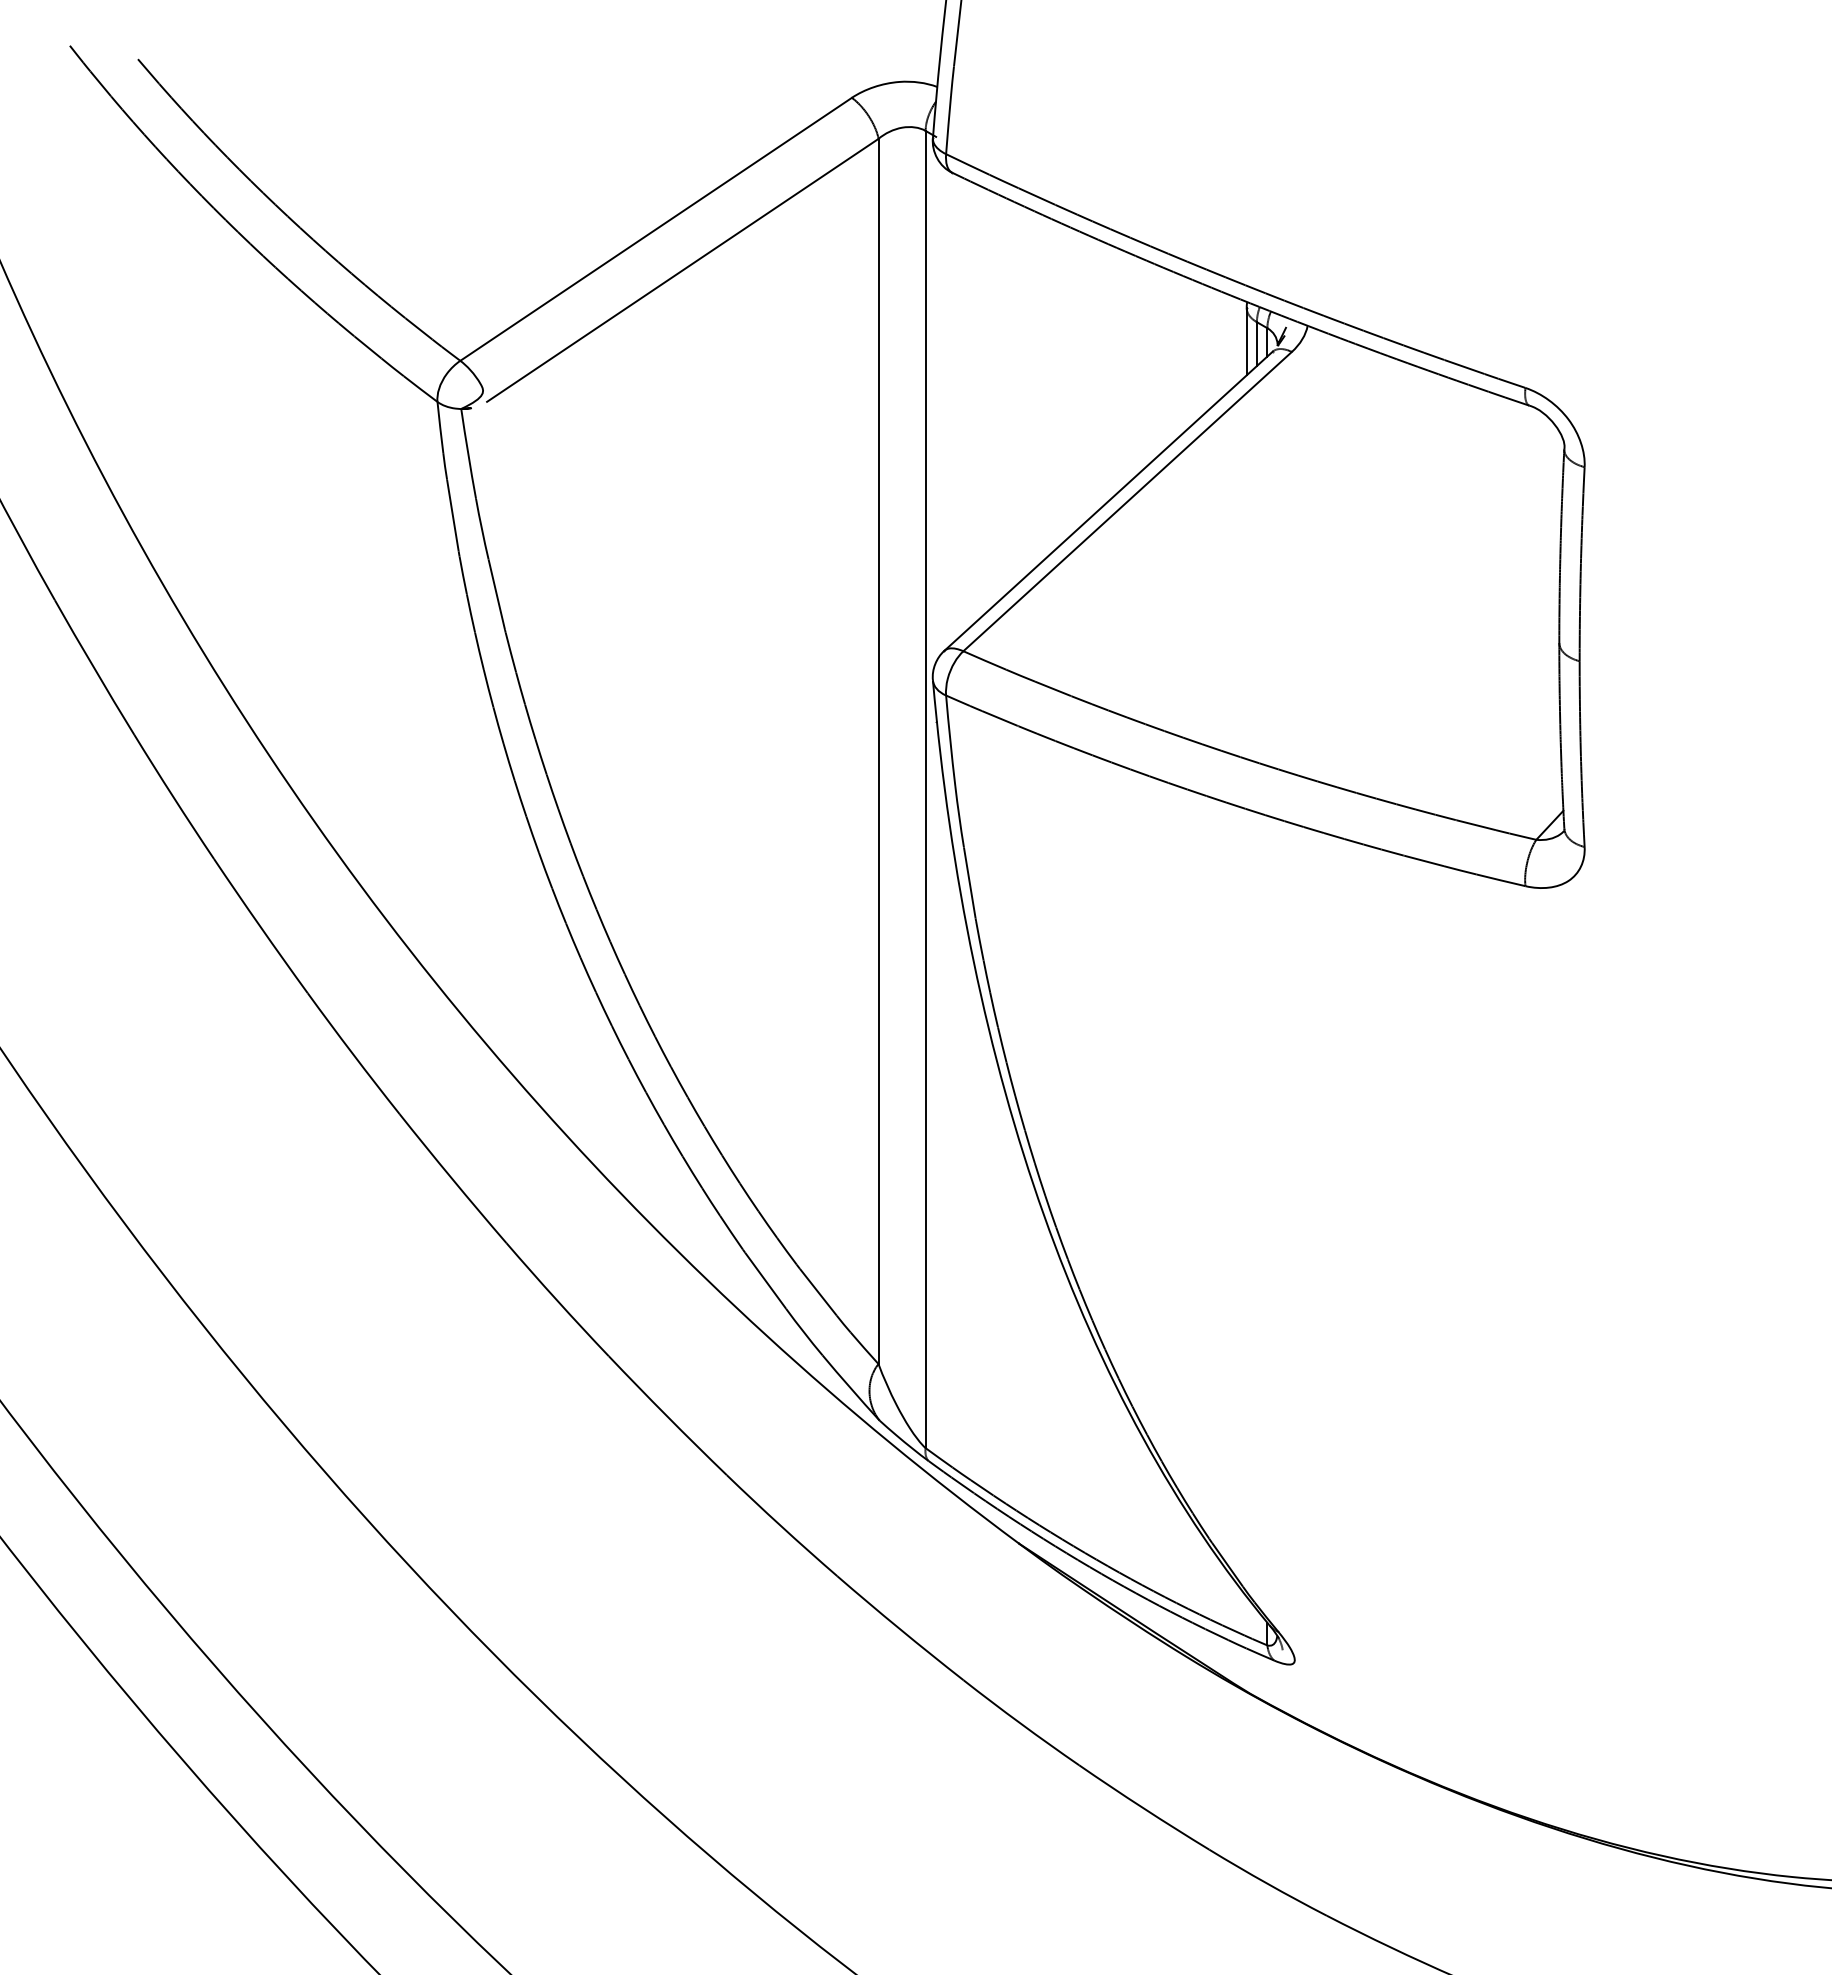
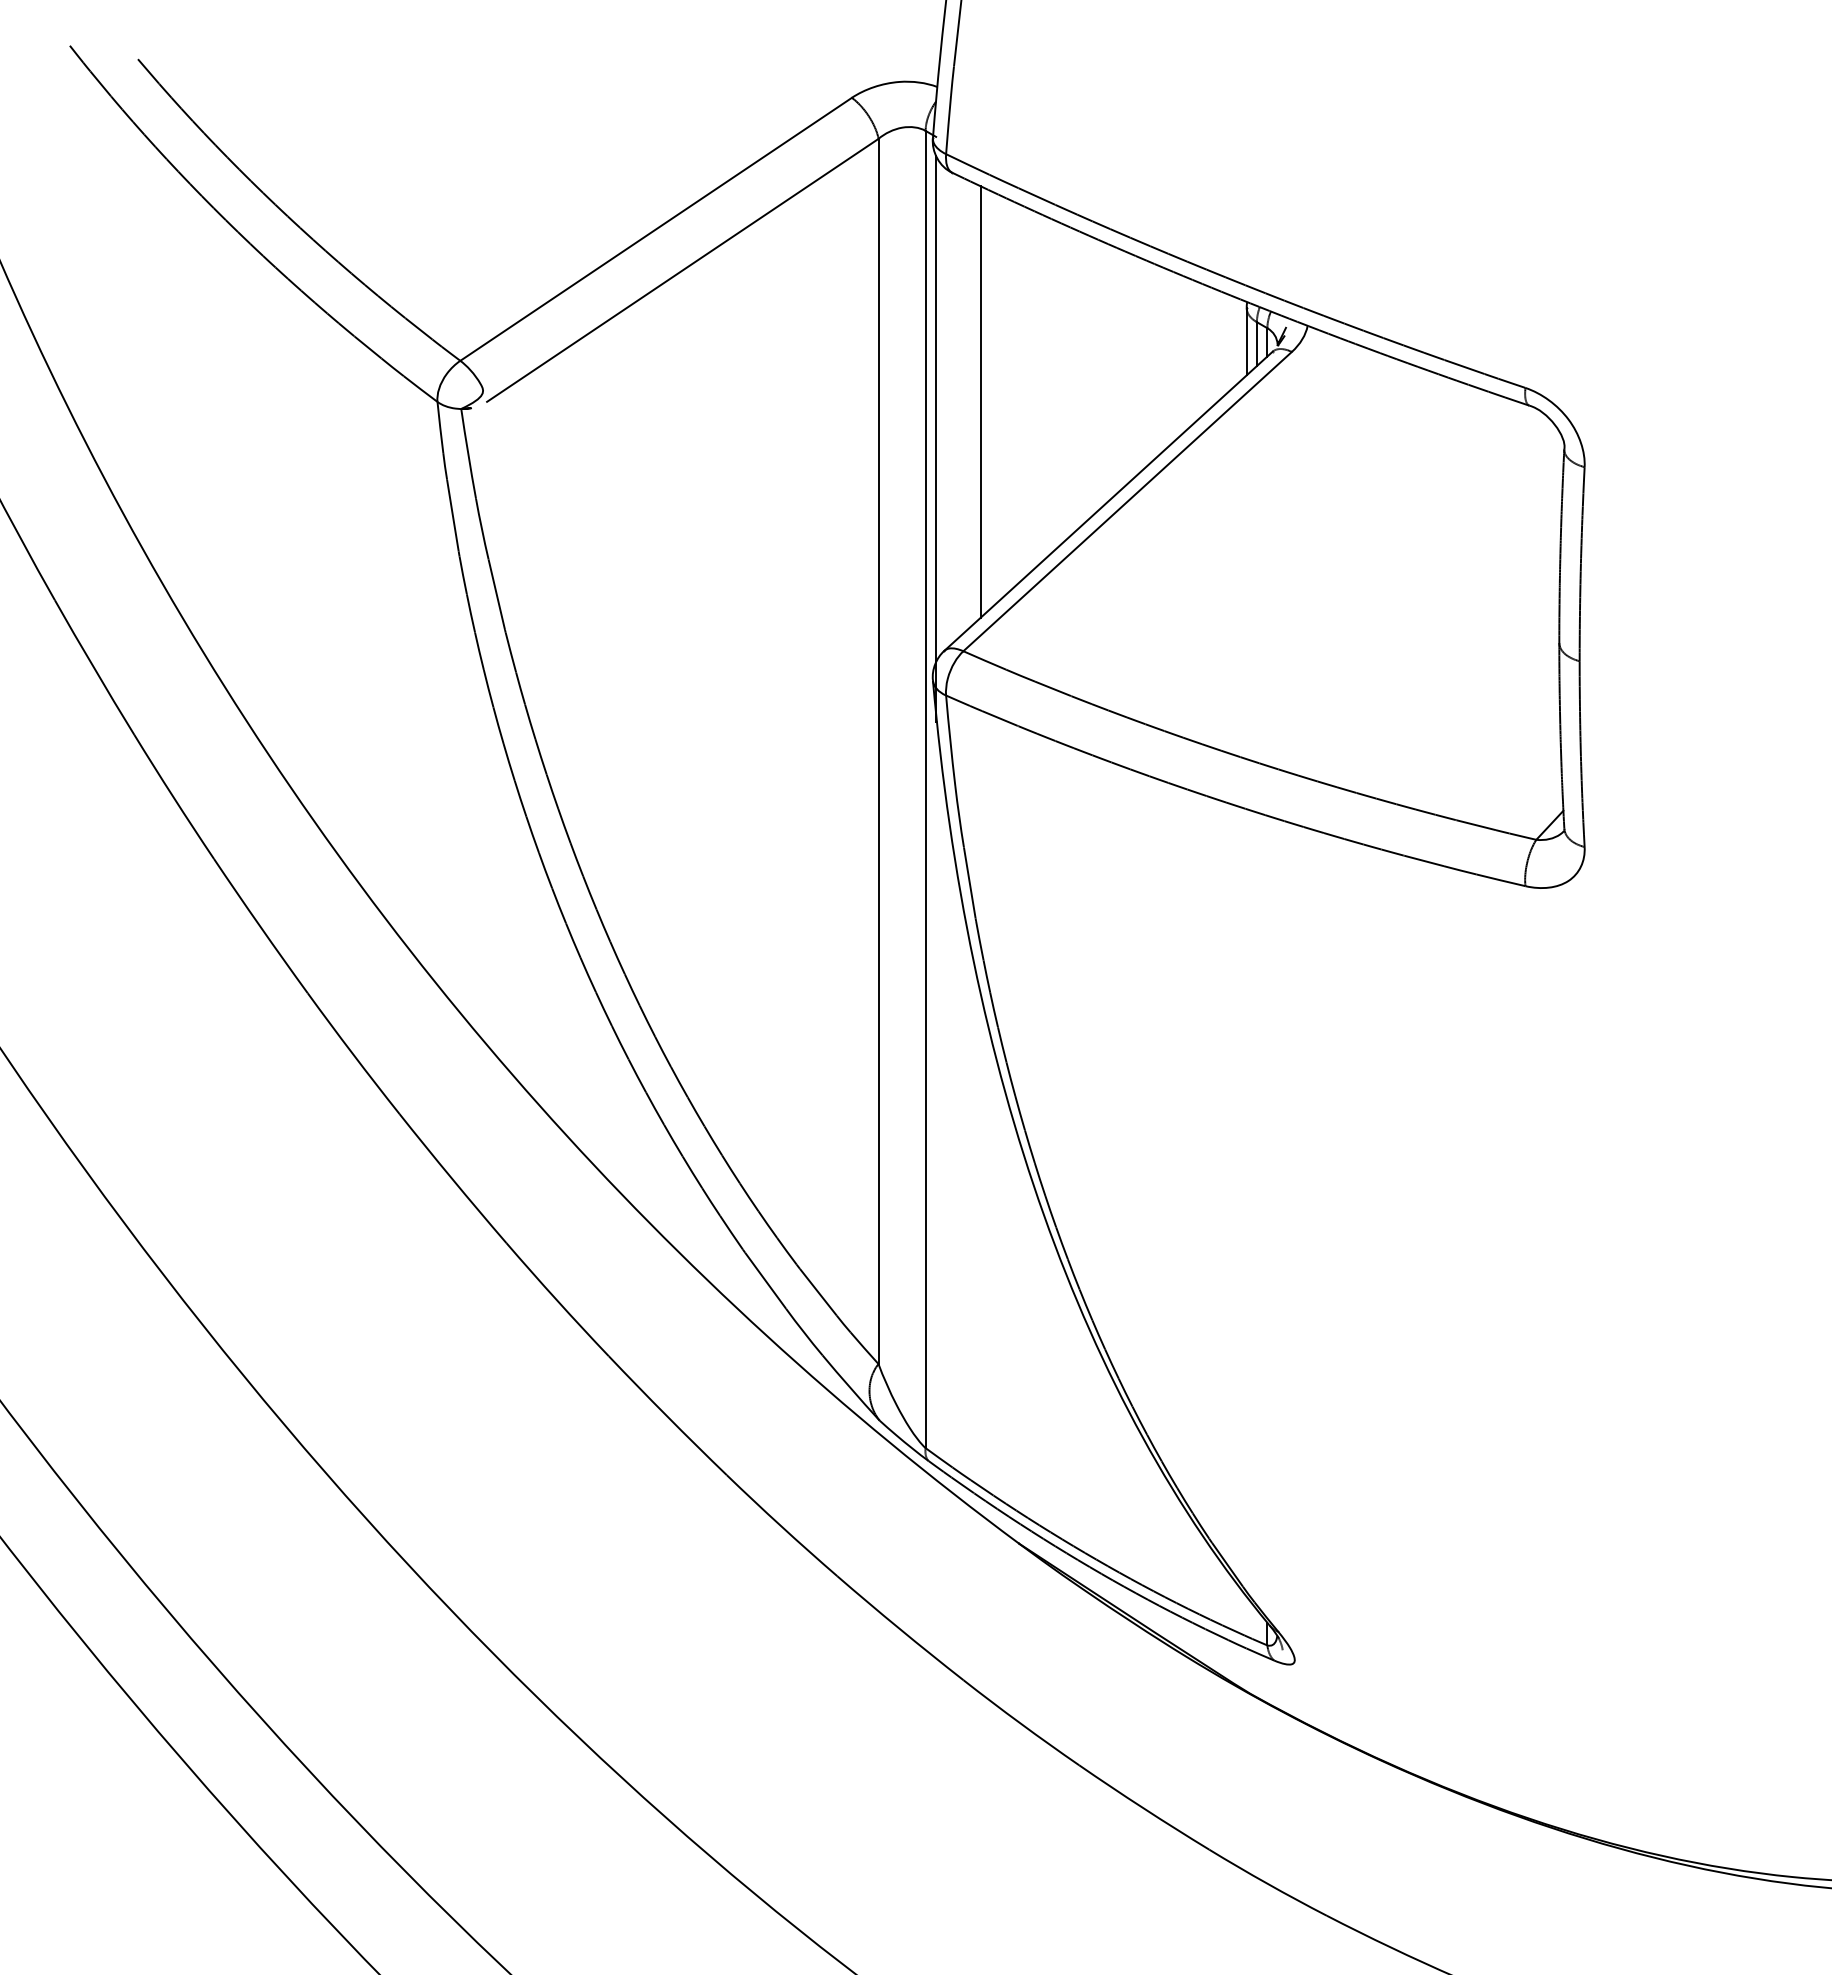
line: none -> present (980, 401)
line: none -> present (936, 438)
